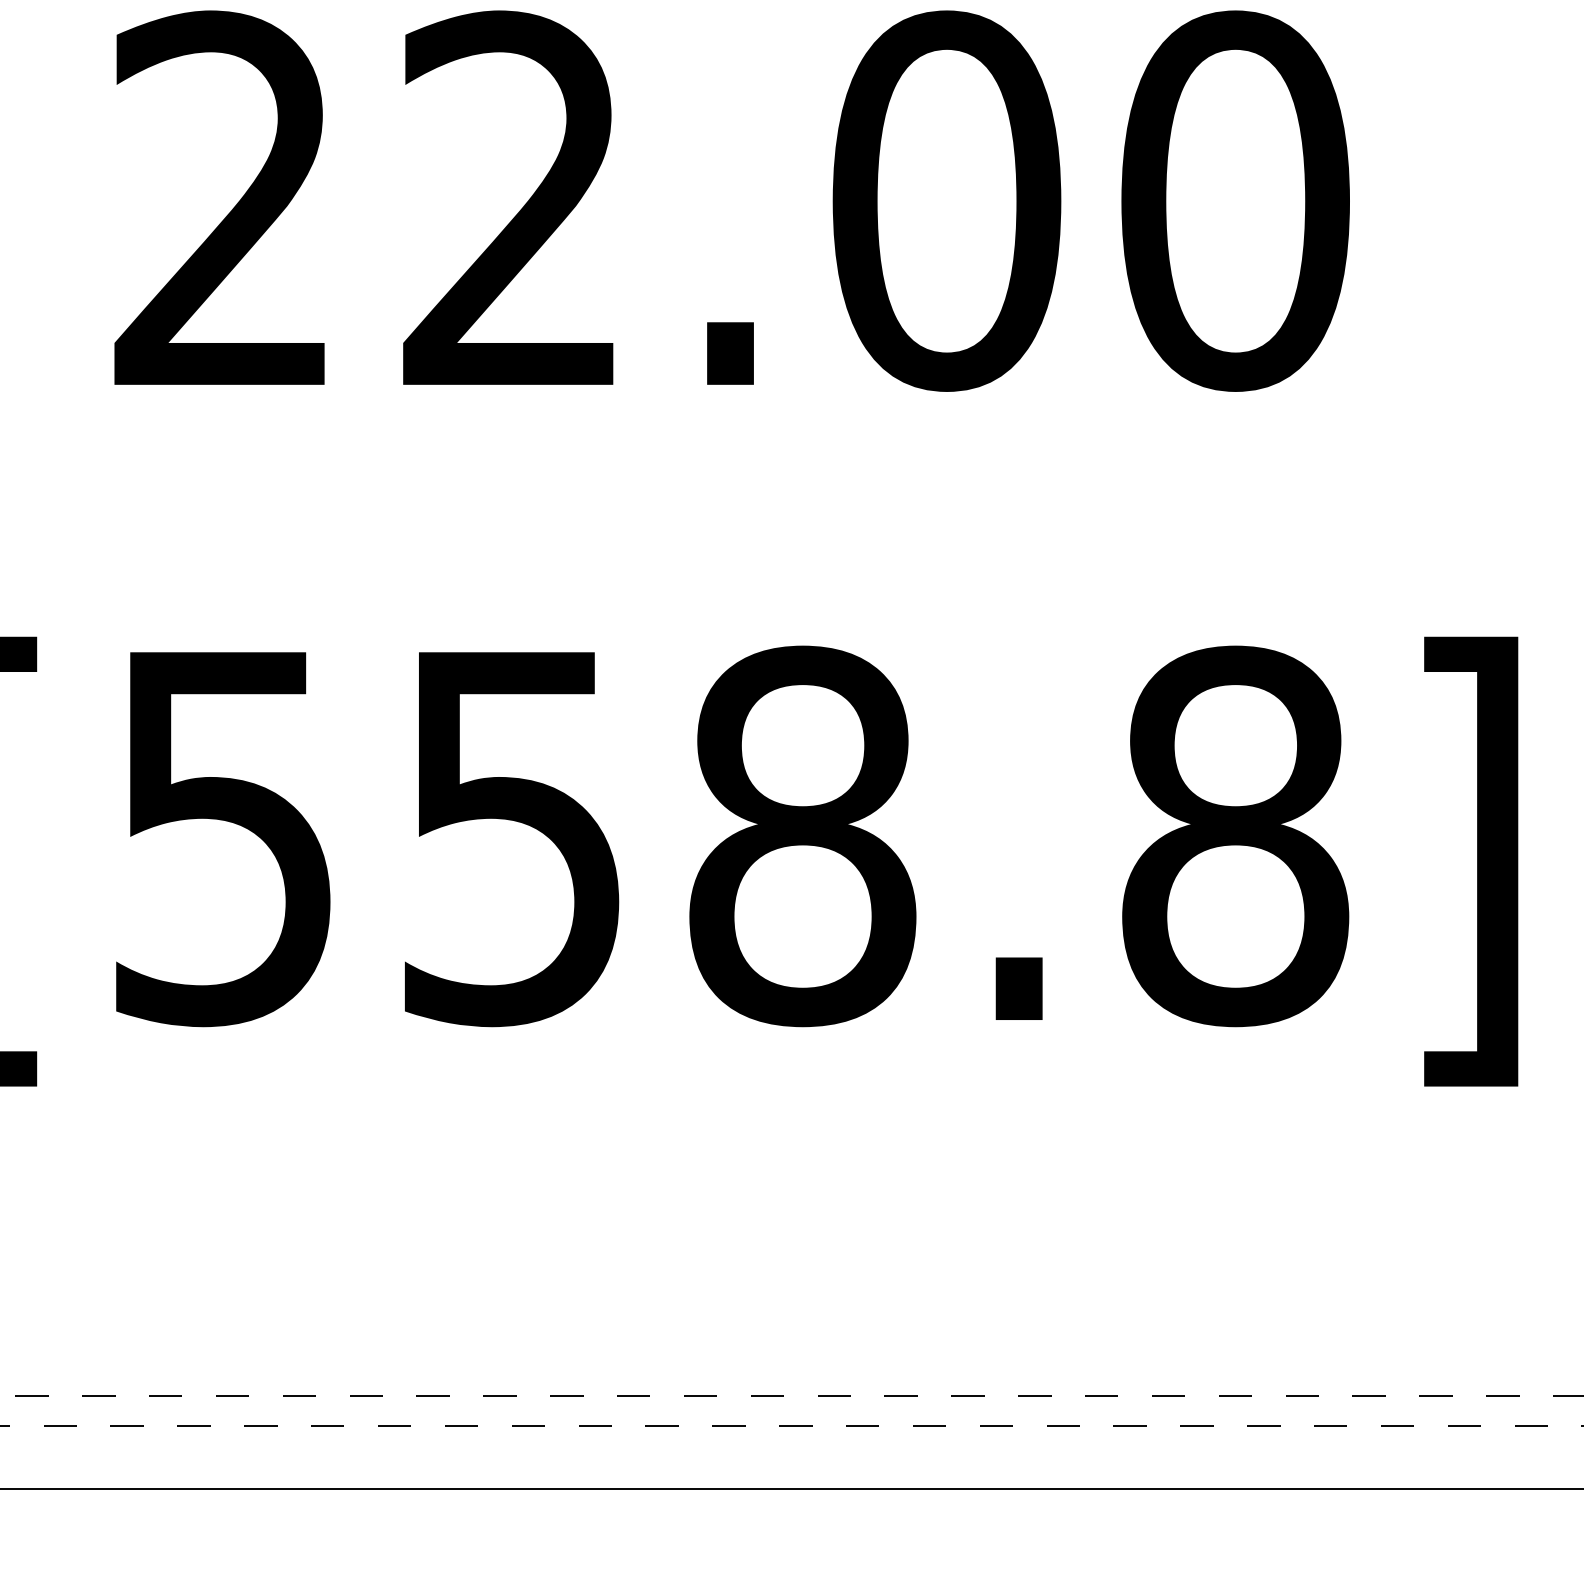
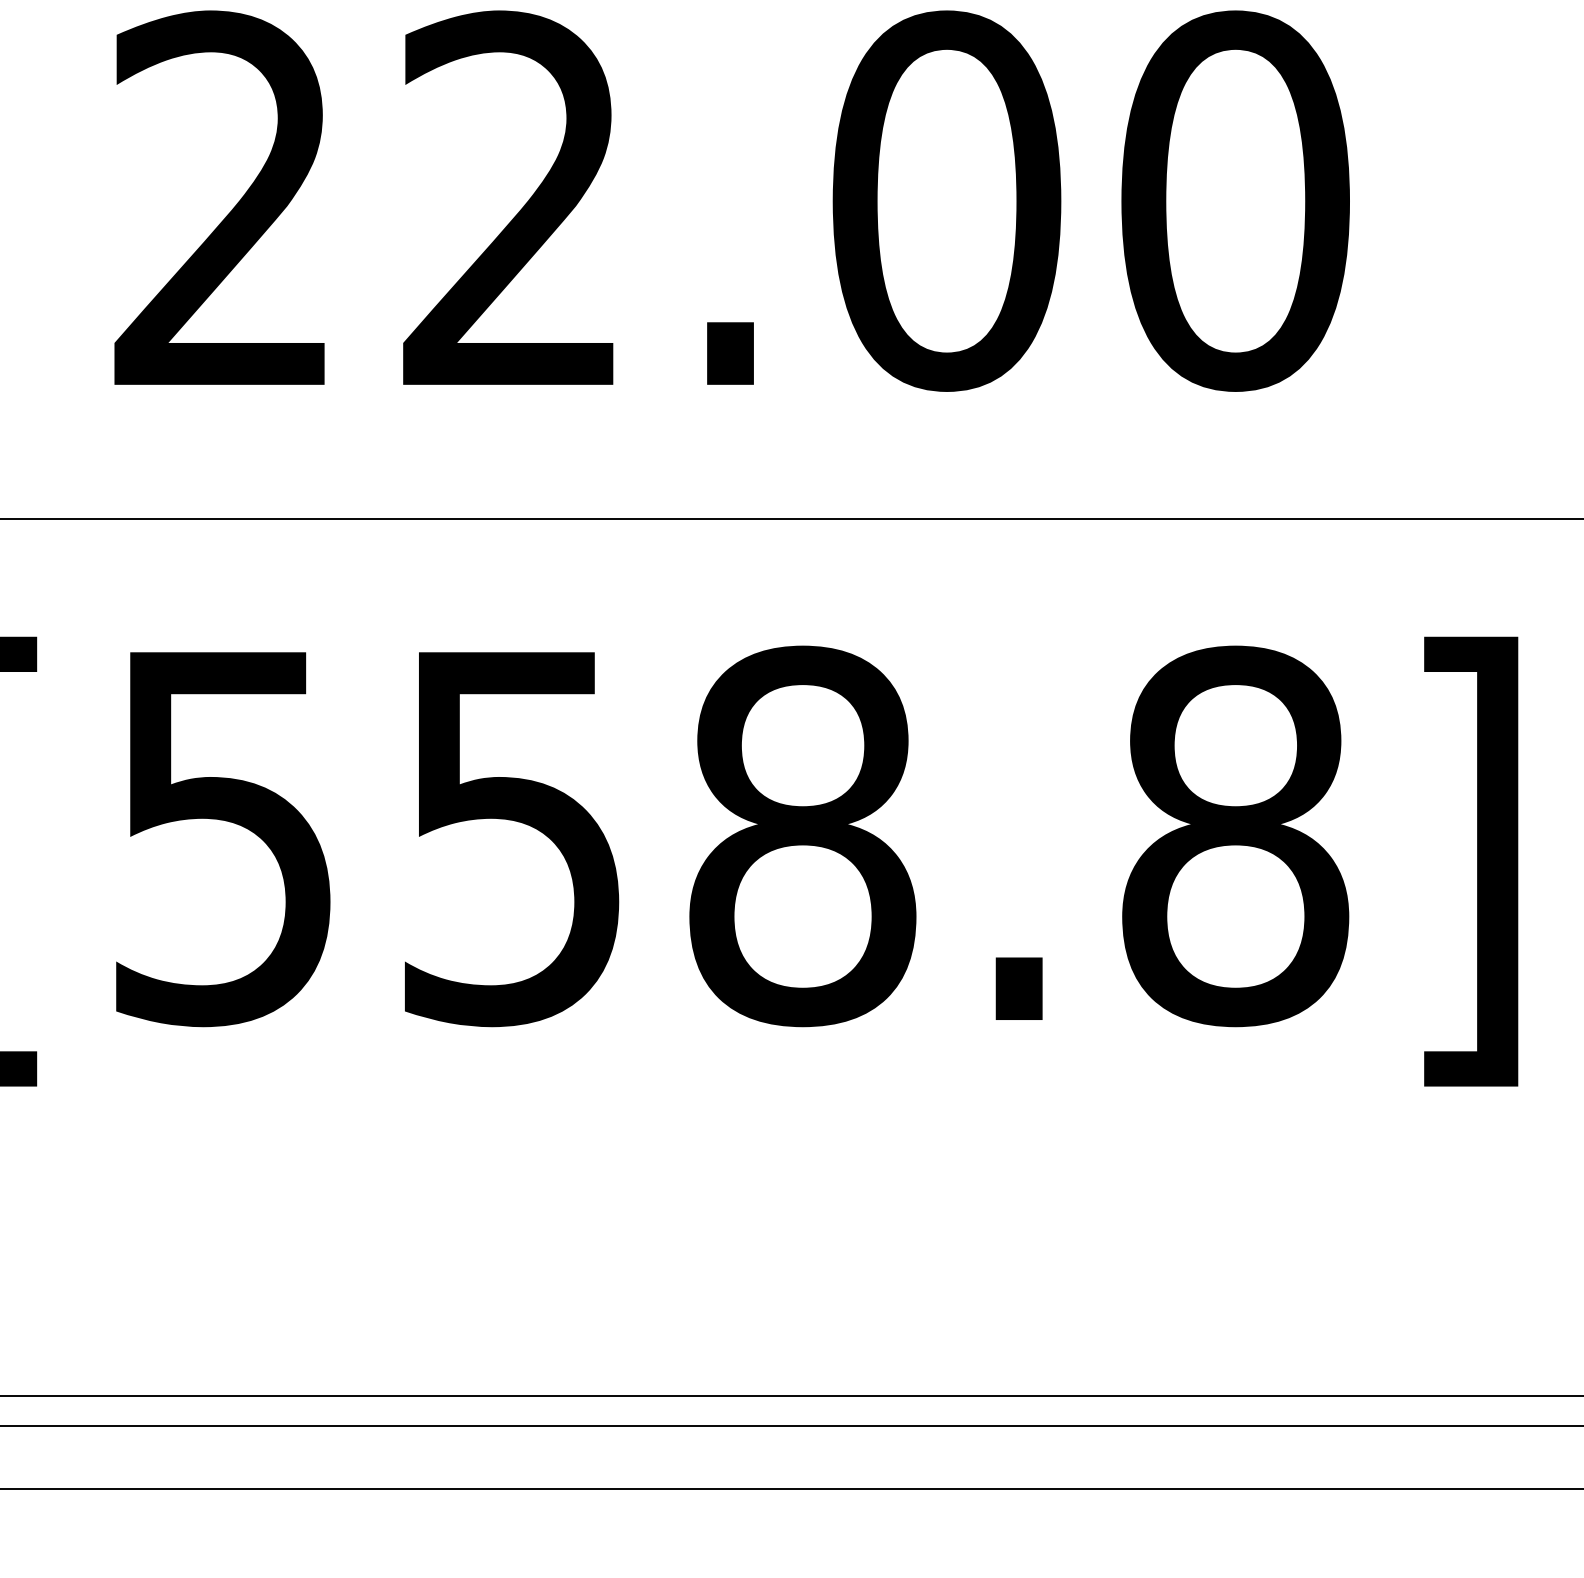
line: none -> present (791, 518)
line: dashed -> solid (792, 1396)
line: dashed -> solid (792, 1425)
